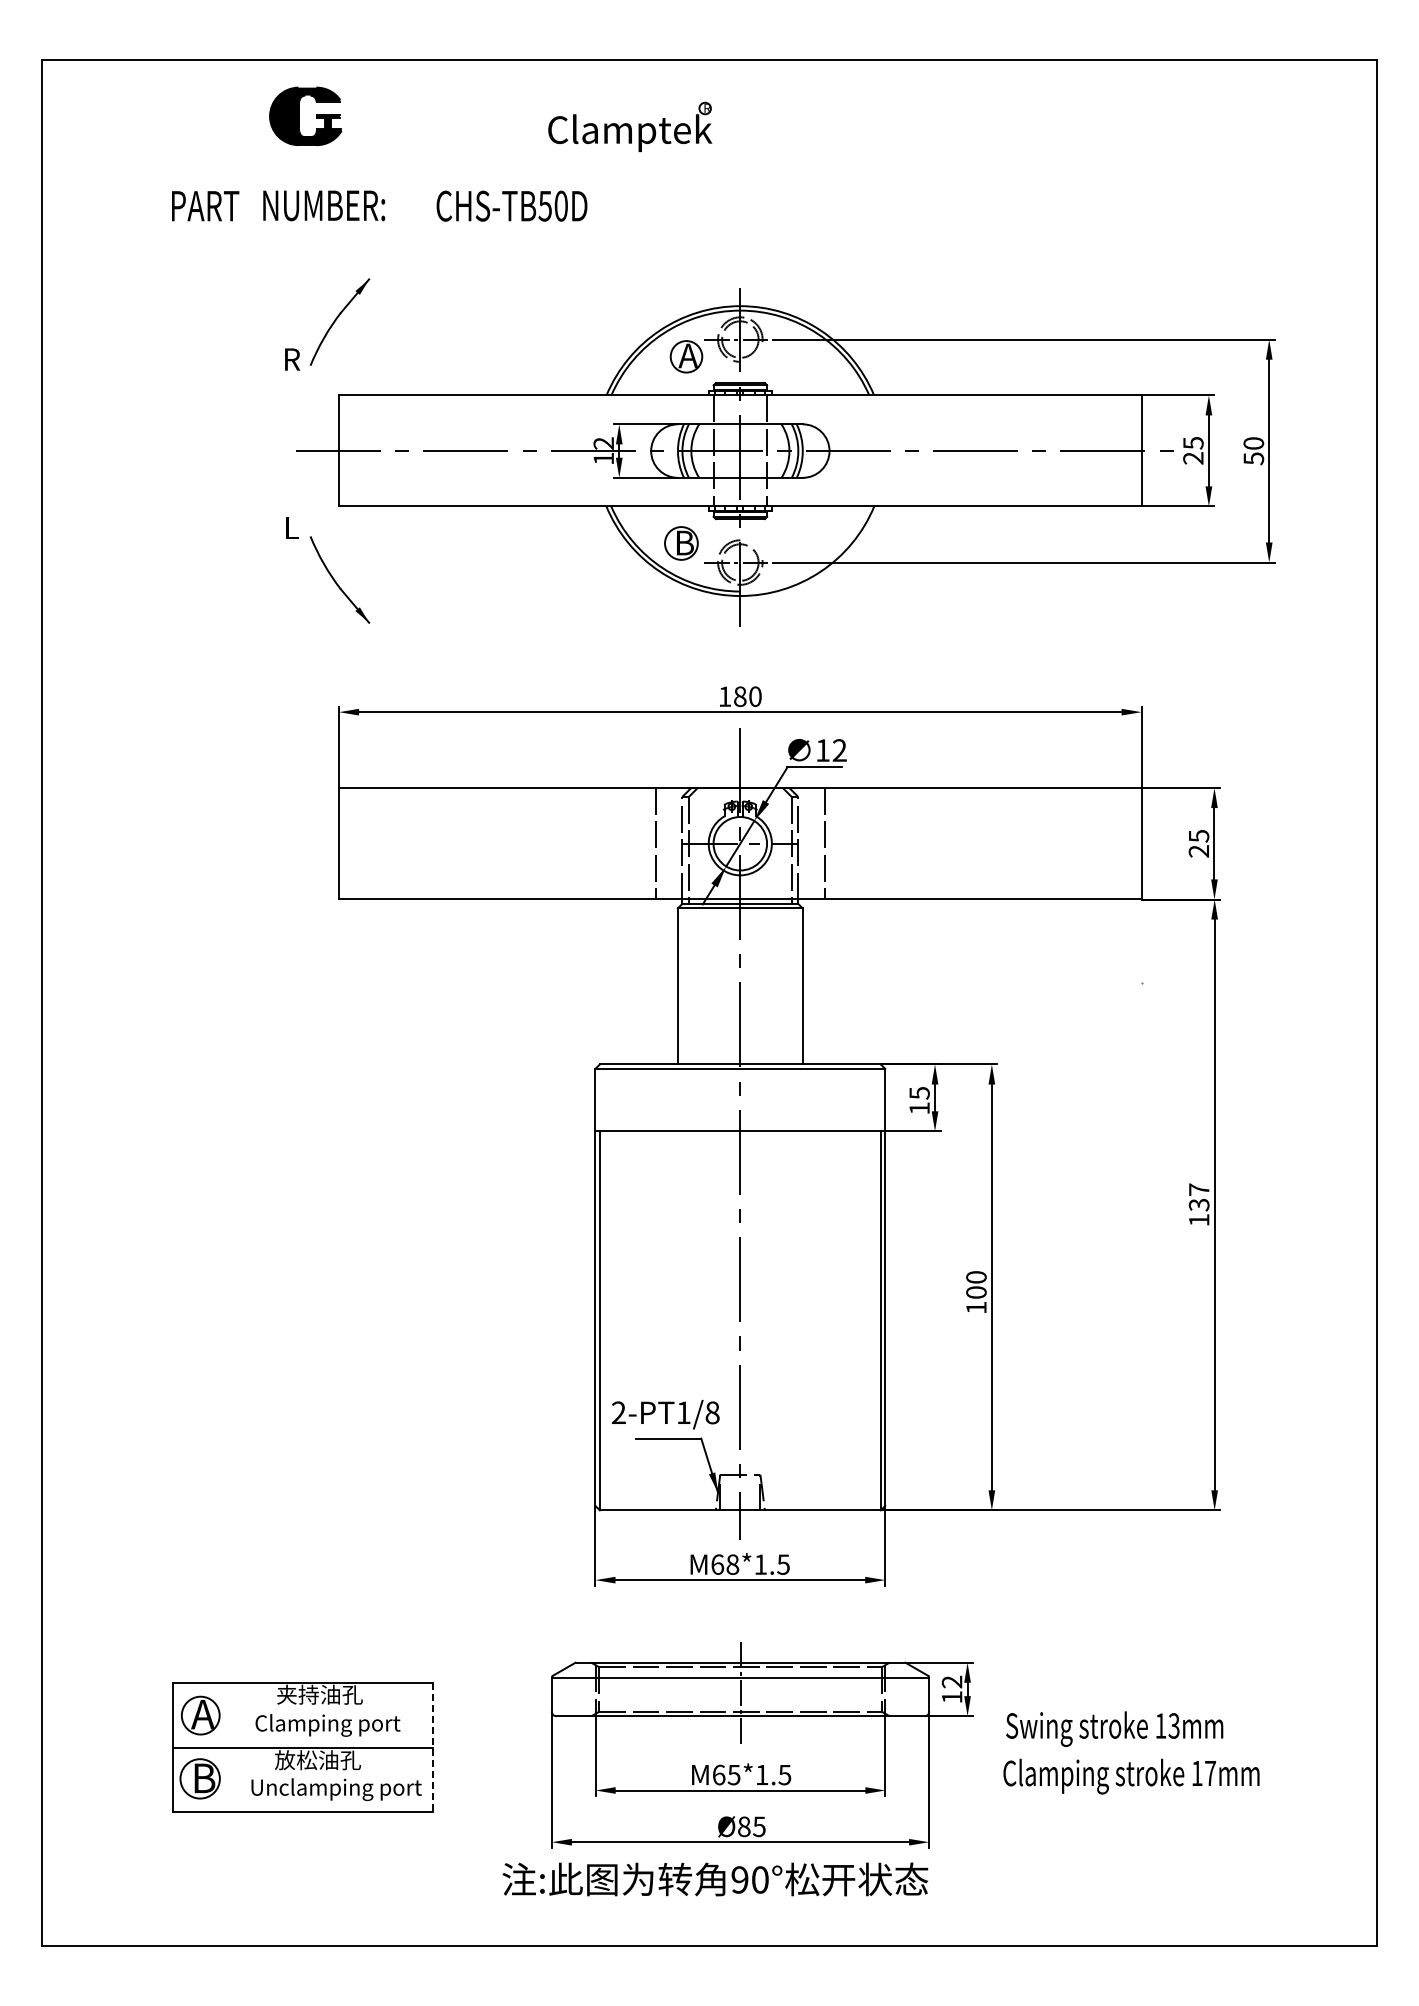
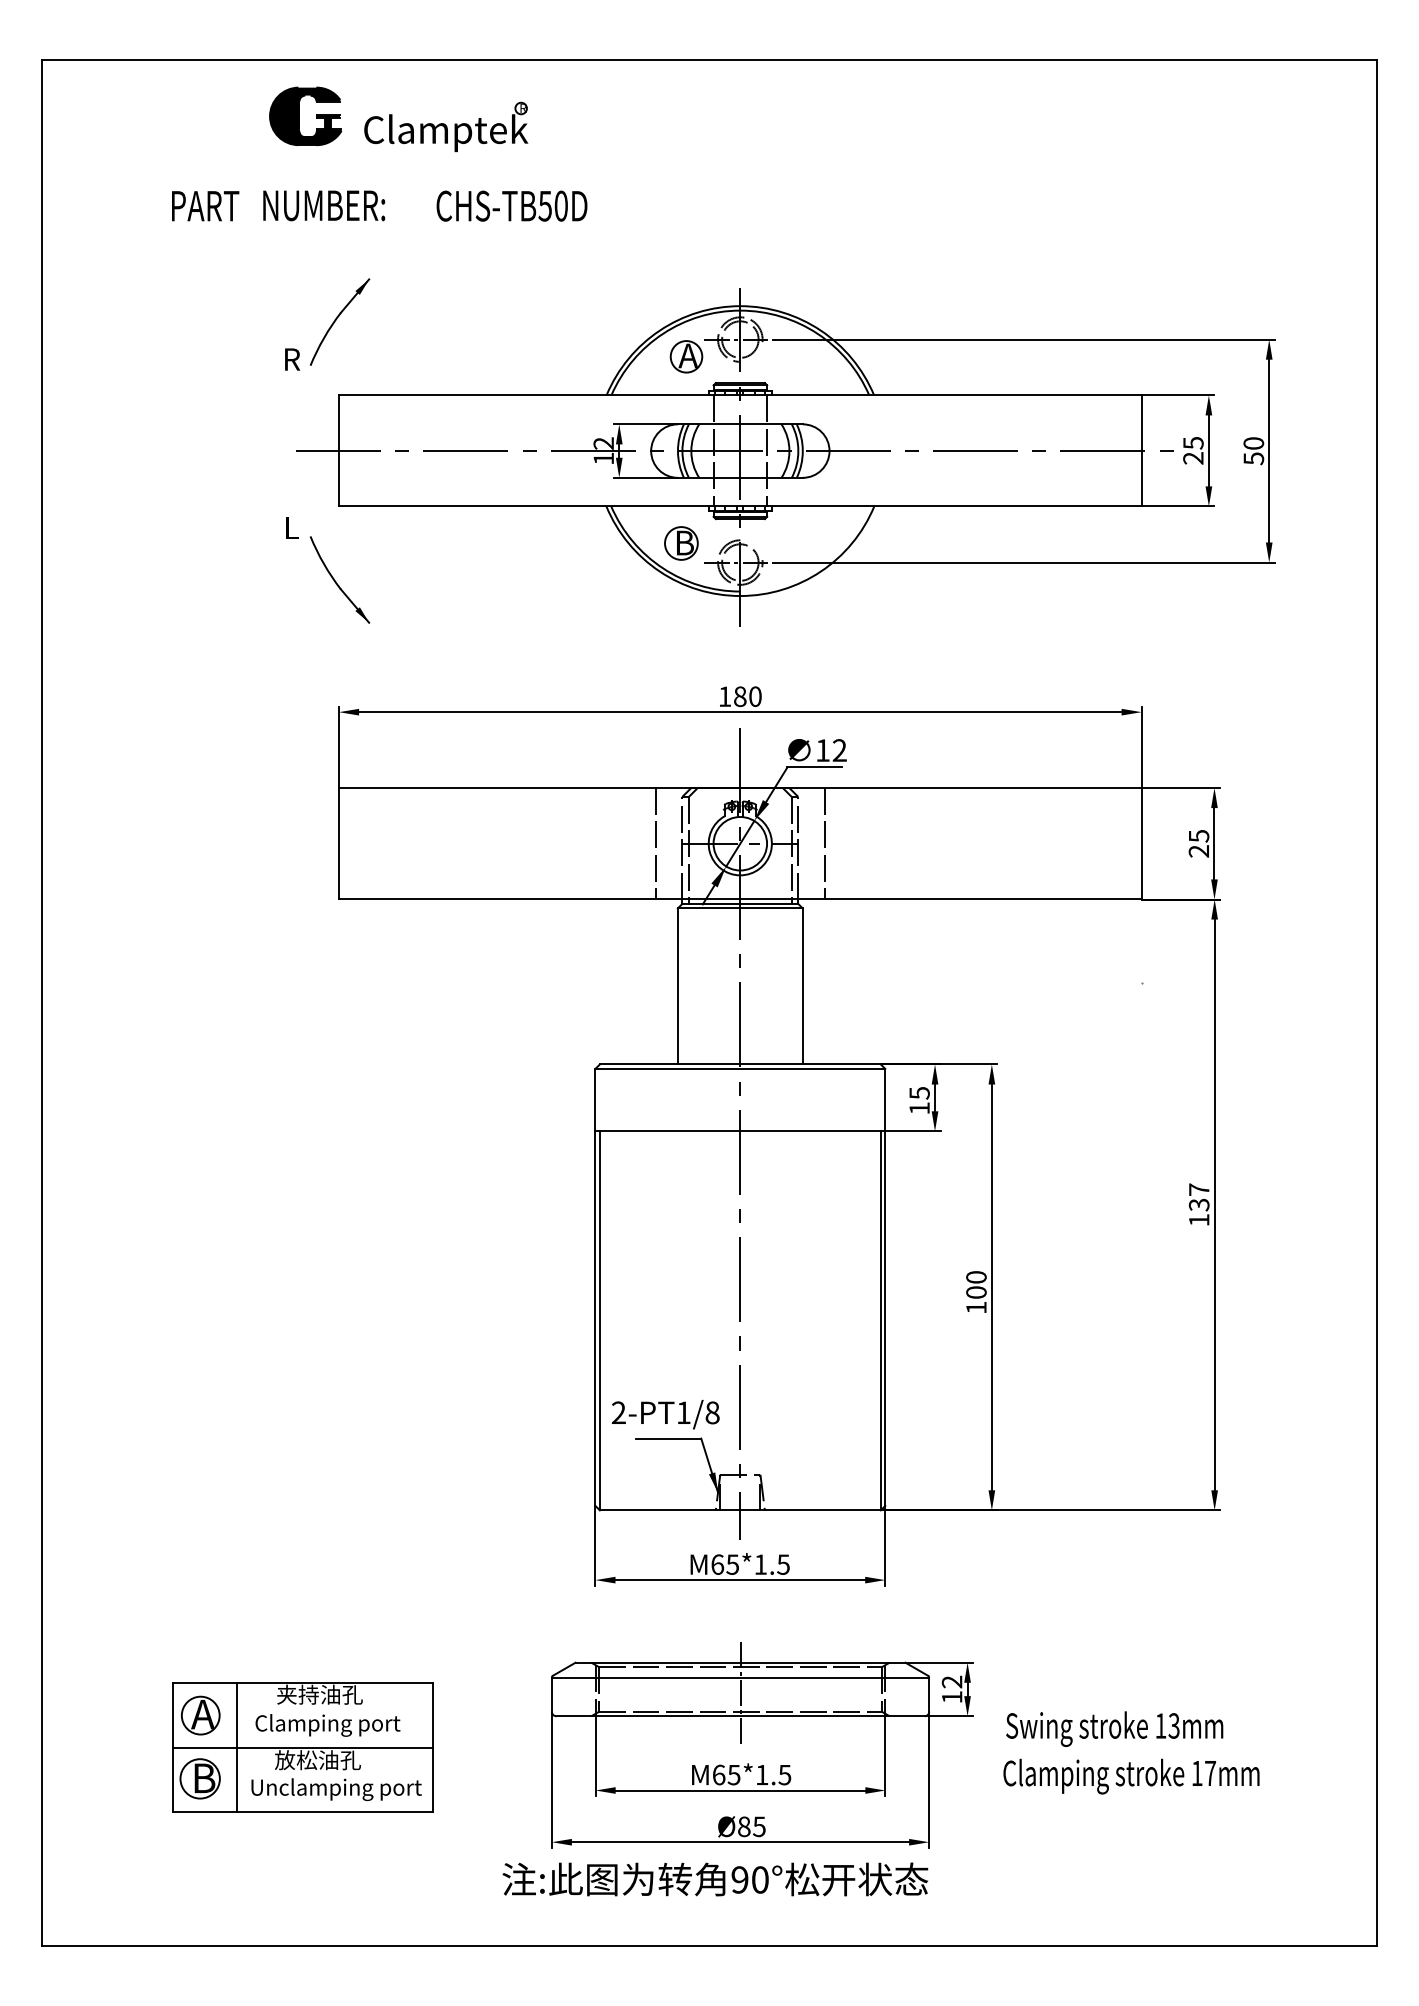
part position: (630, 126) -> (446, 126) (446, 126)
text: M68*1.5 -> M65*1.5 (732, 1564)
line: none -> present (236, 1747)
line: dashed -> solid (433, 1748)
